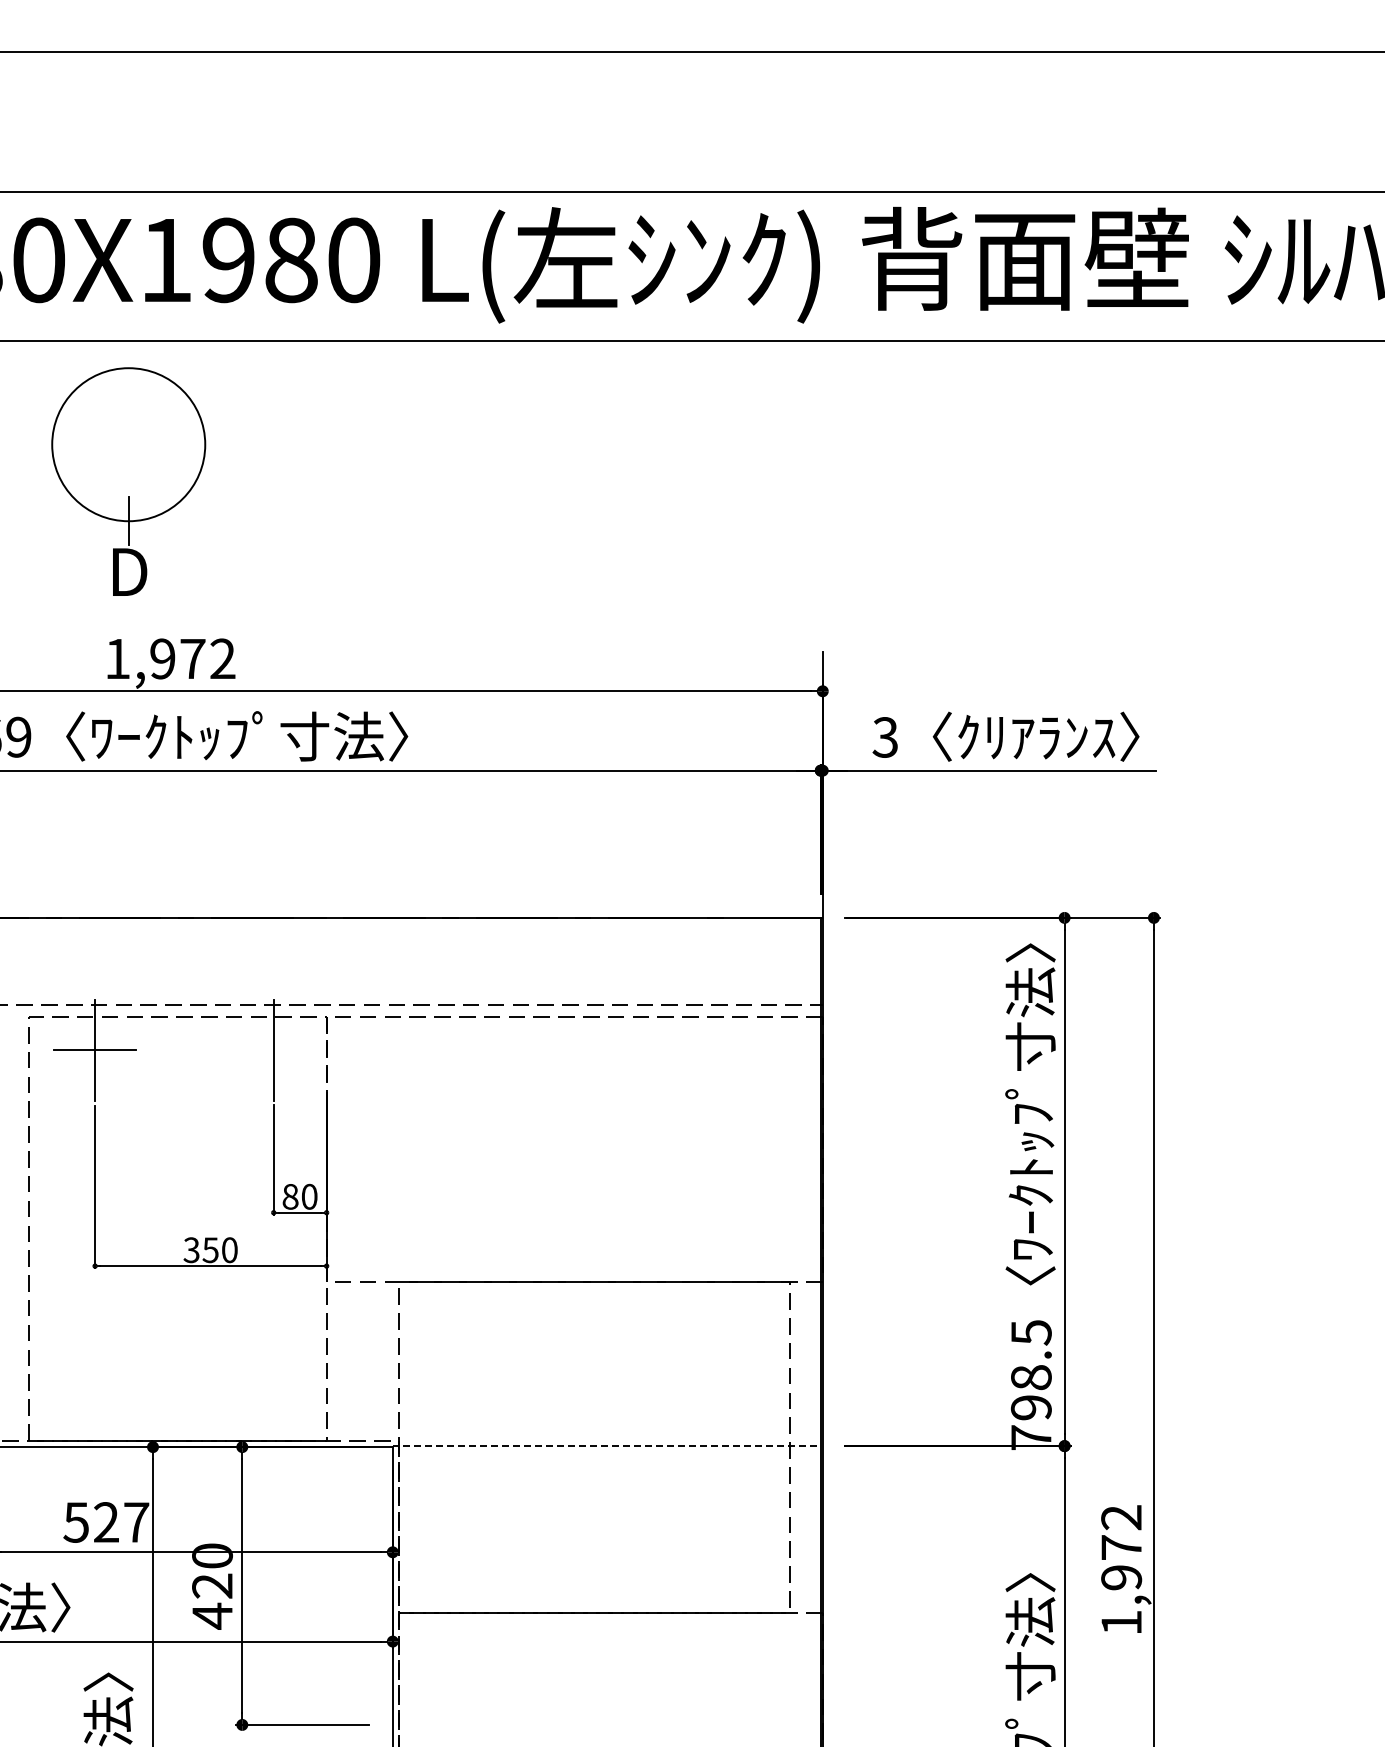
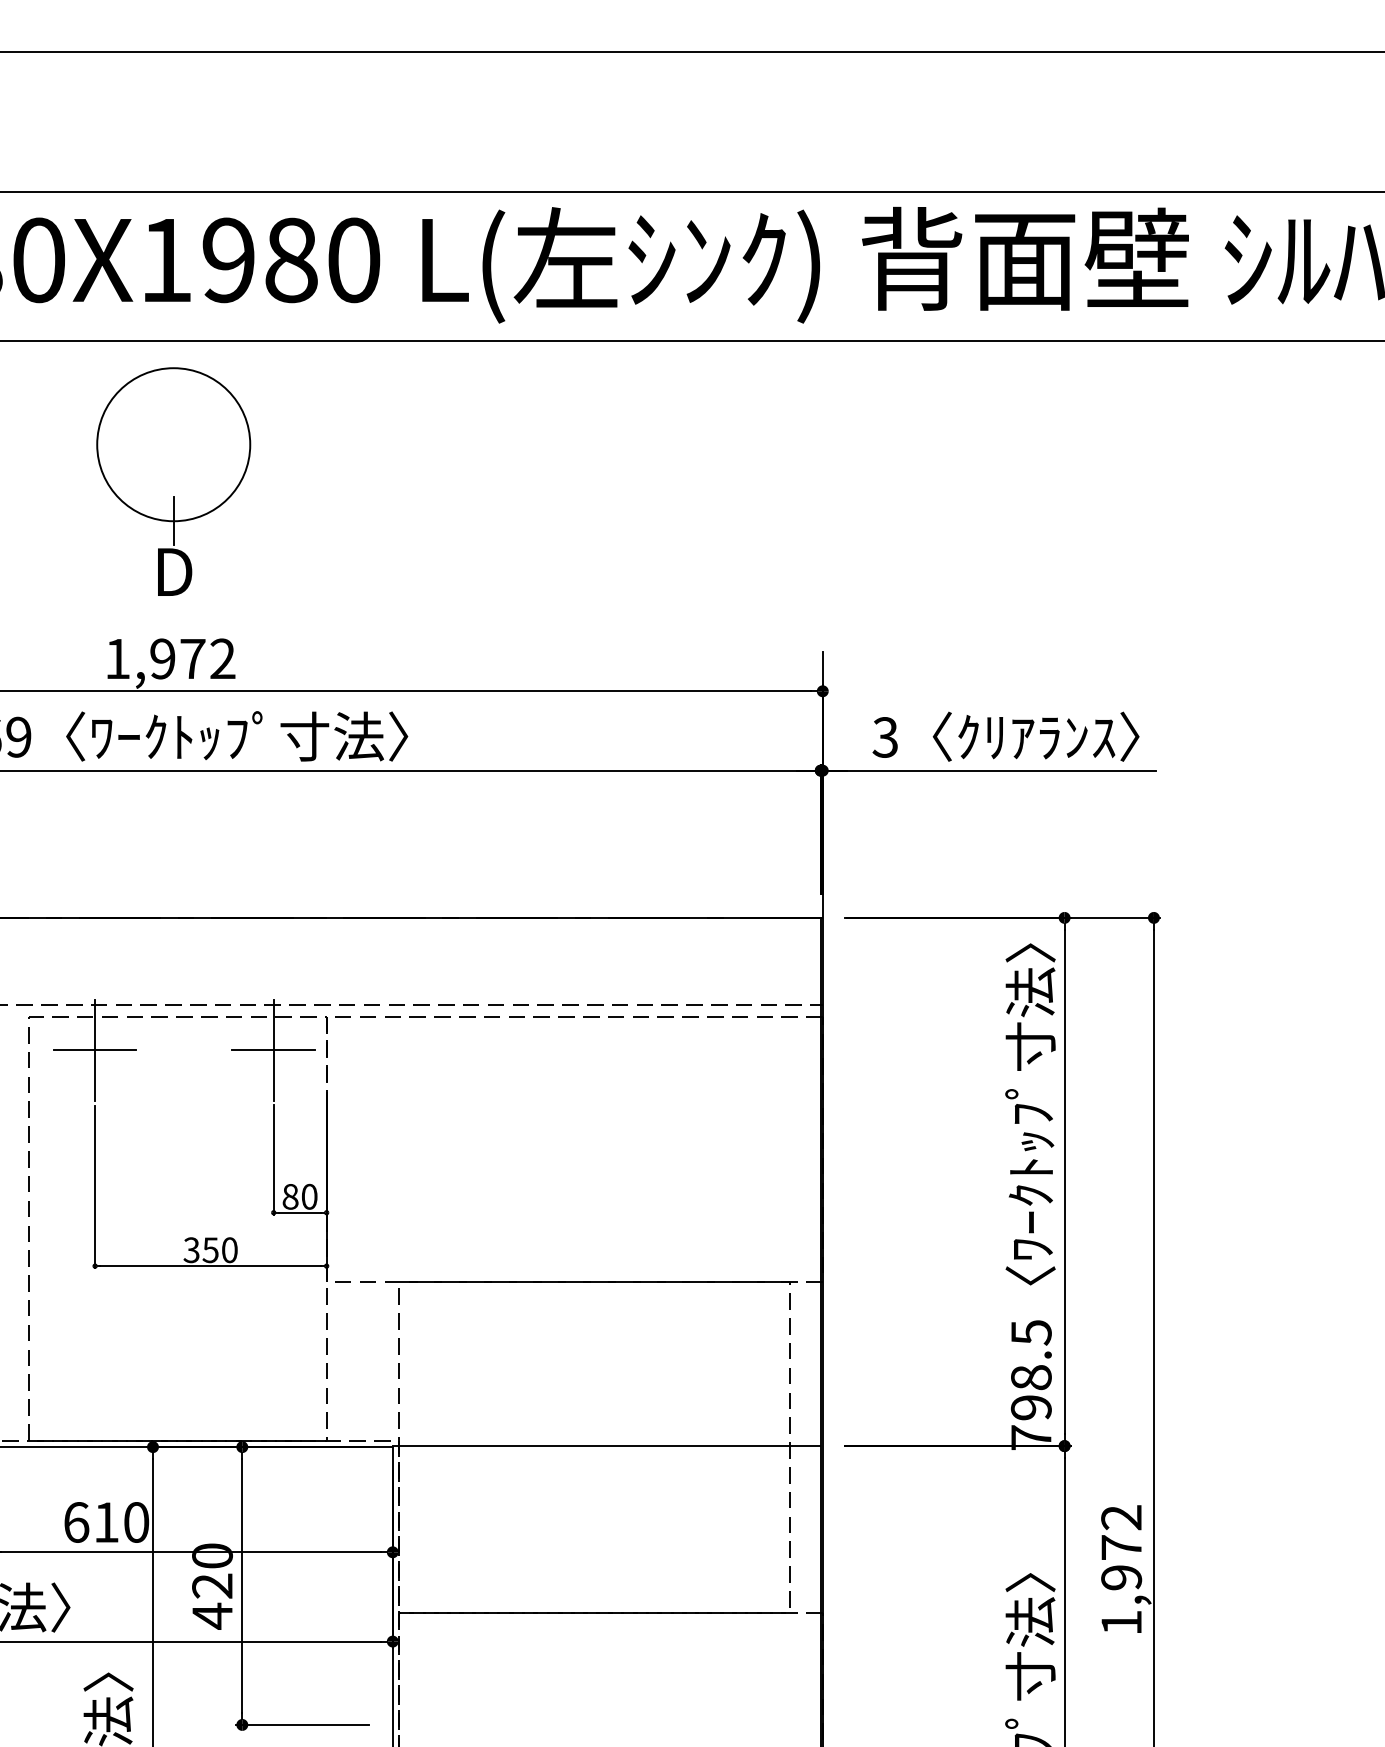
part position: (128, 481) -> (173, 481) (173, 481)
line: none -> present (273, 1050)
line: dashed -> solid (605, 1446)
text: 527 -> 610 (106, 1522)
